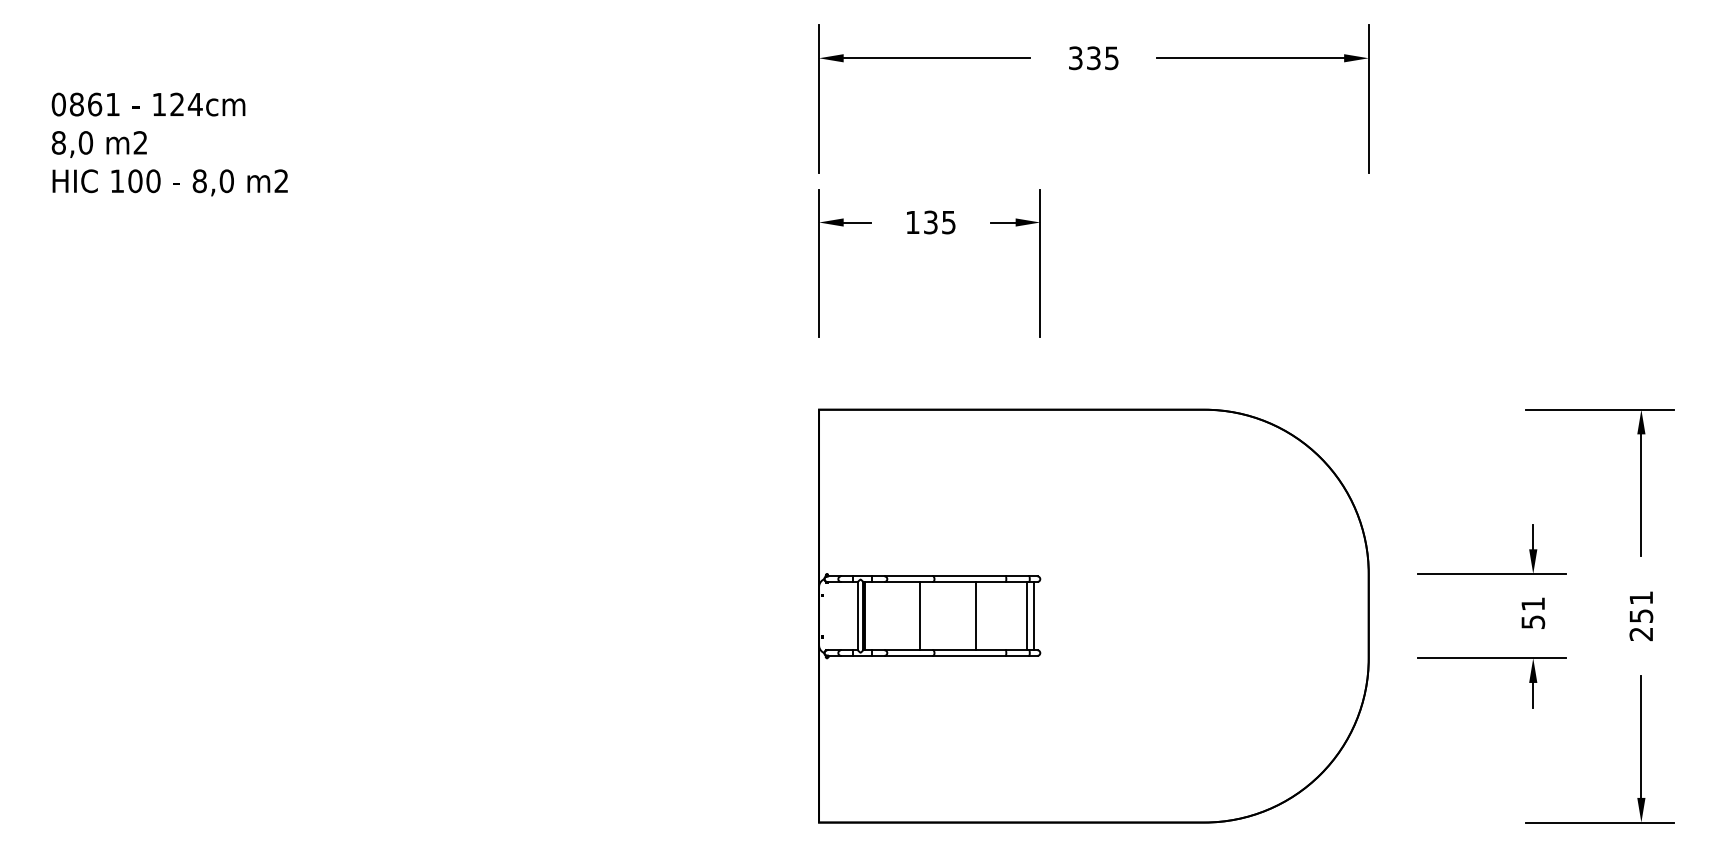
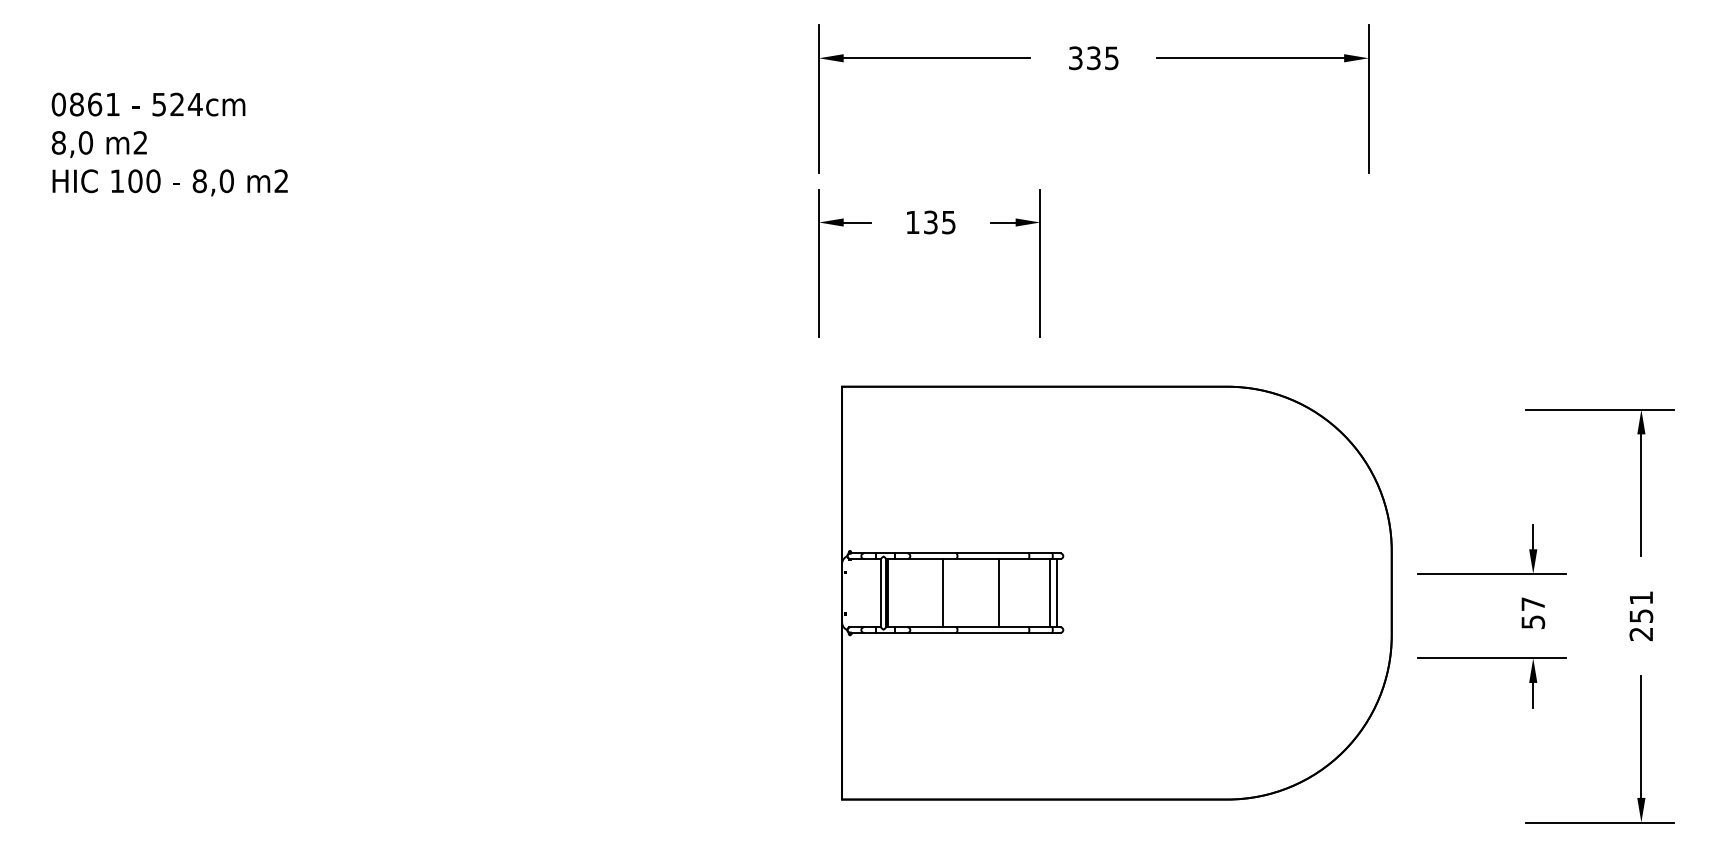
text: 124cm -> 524cm (158, 104)
text: 51 -> 57 (1532, 603)
part position: (1093, 615) -> (1116, 592) (1116, 592)
